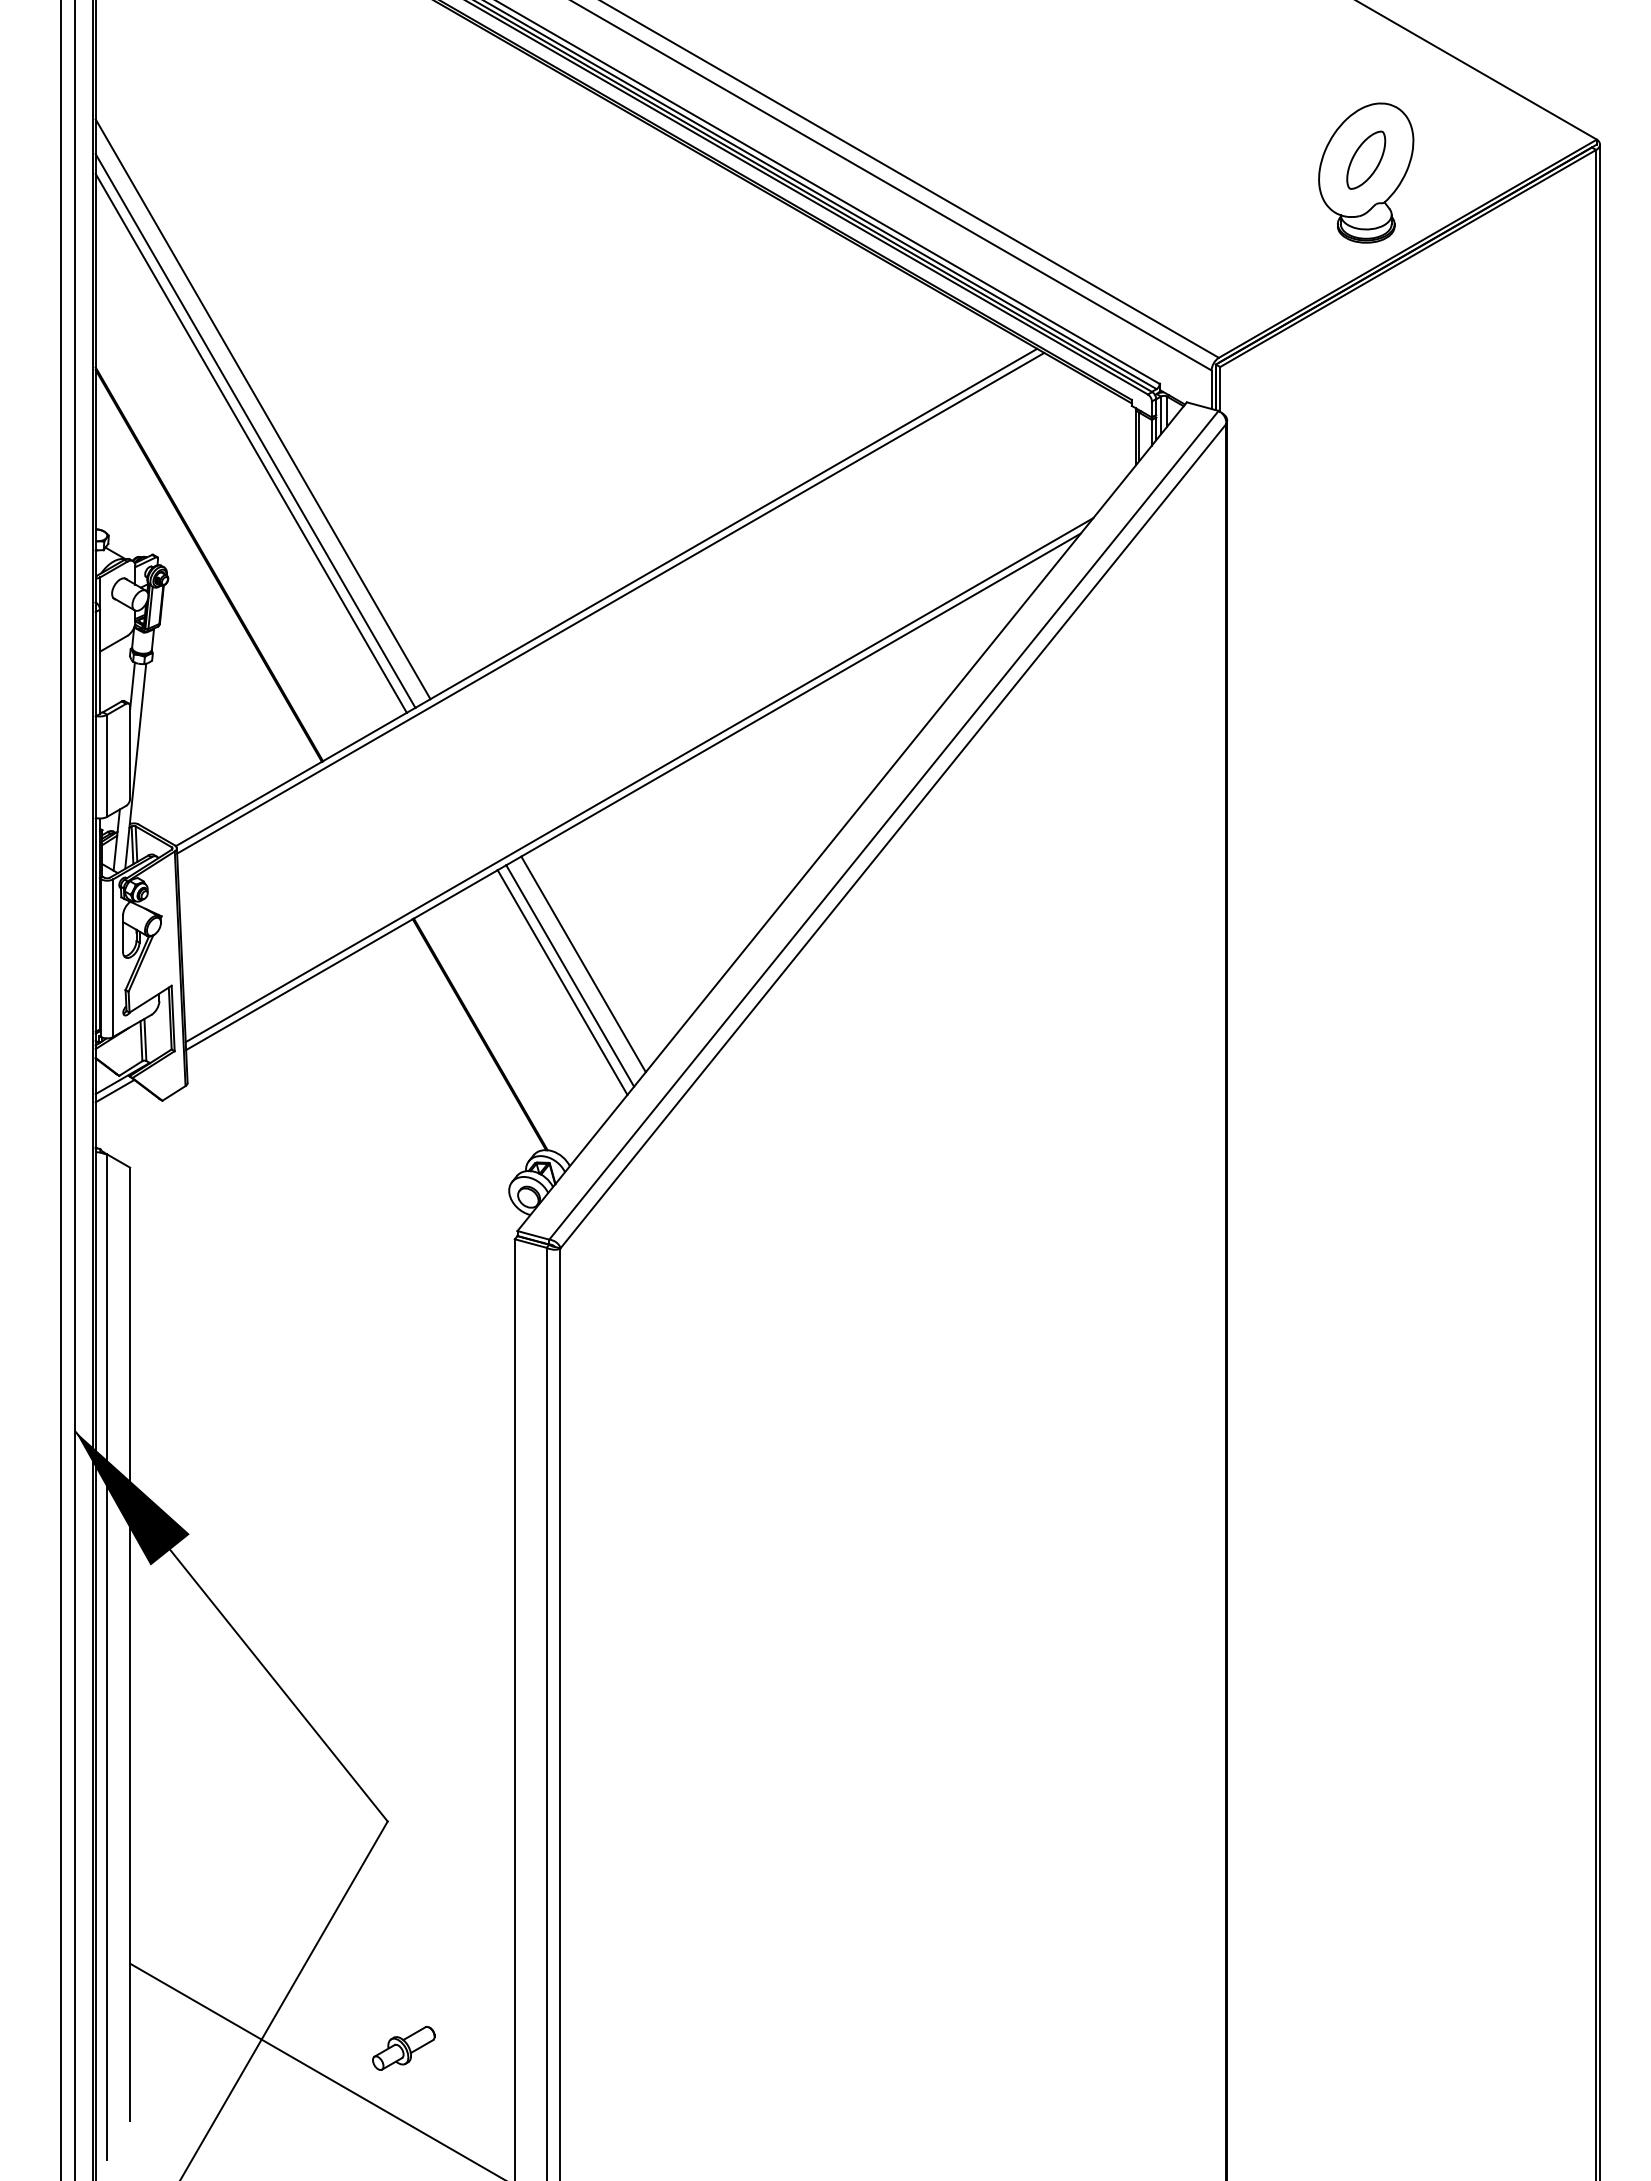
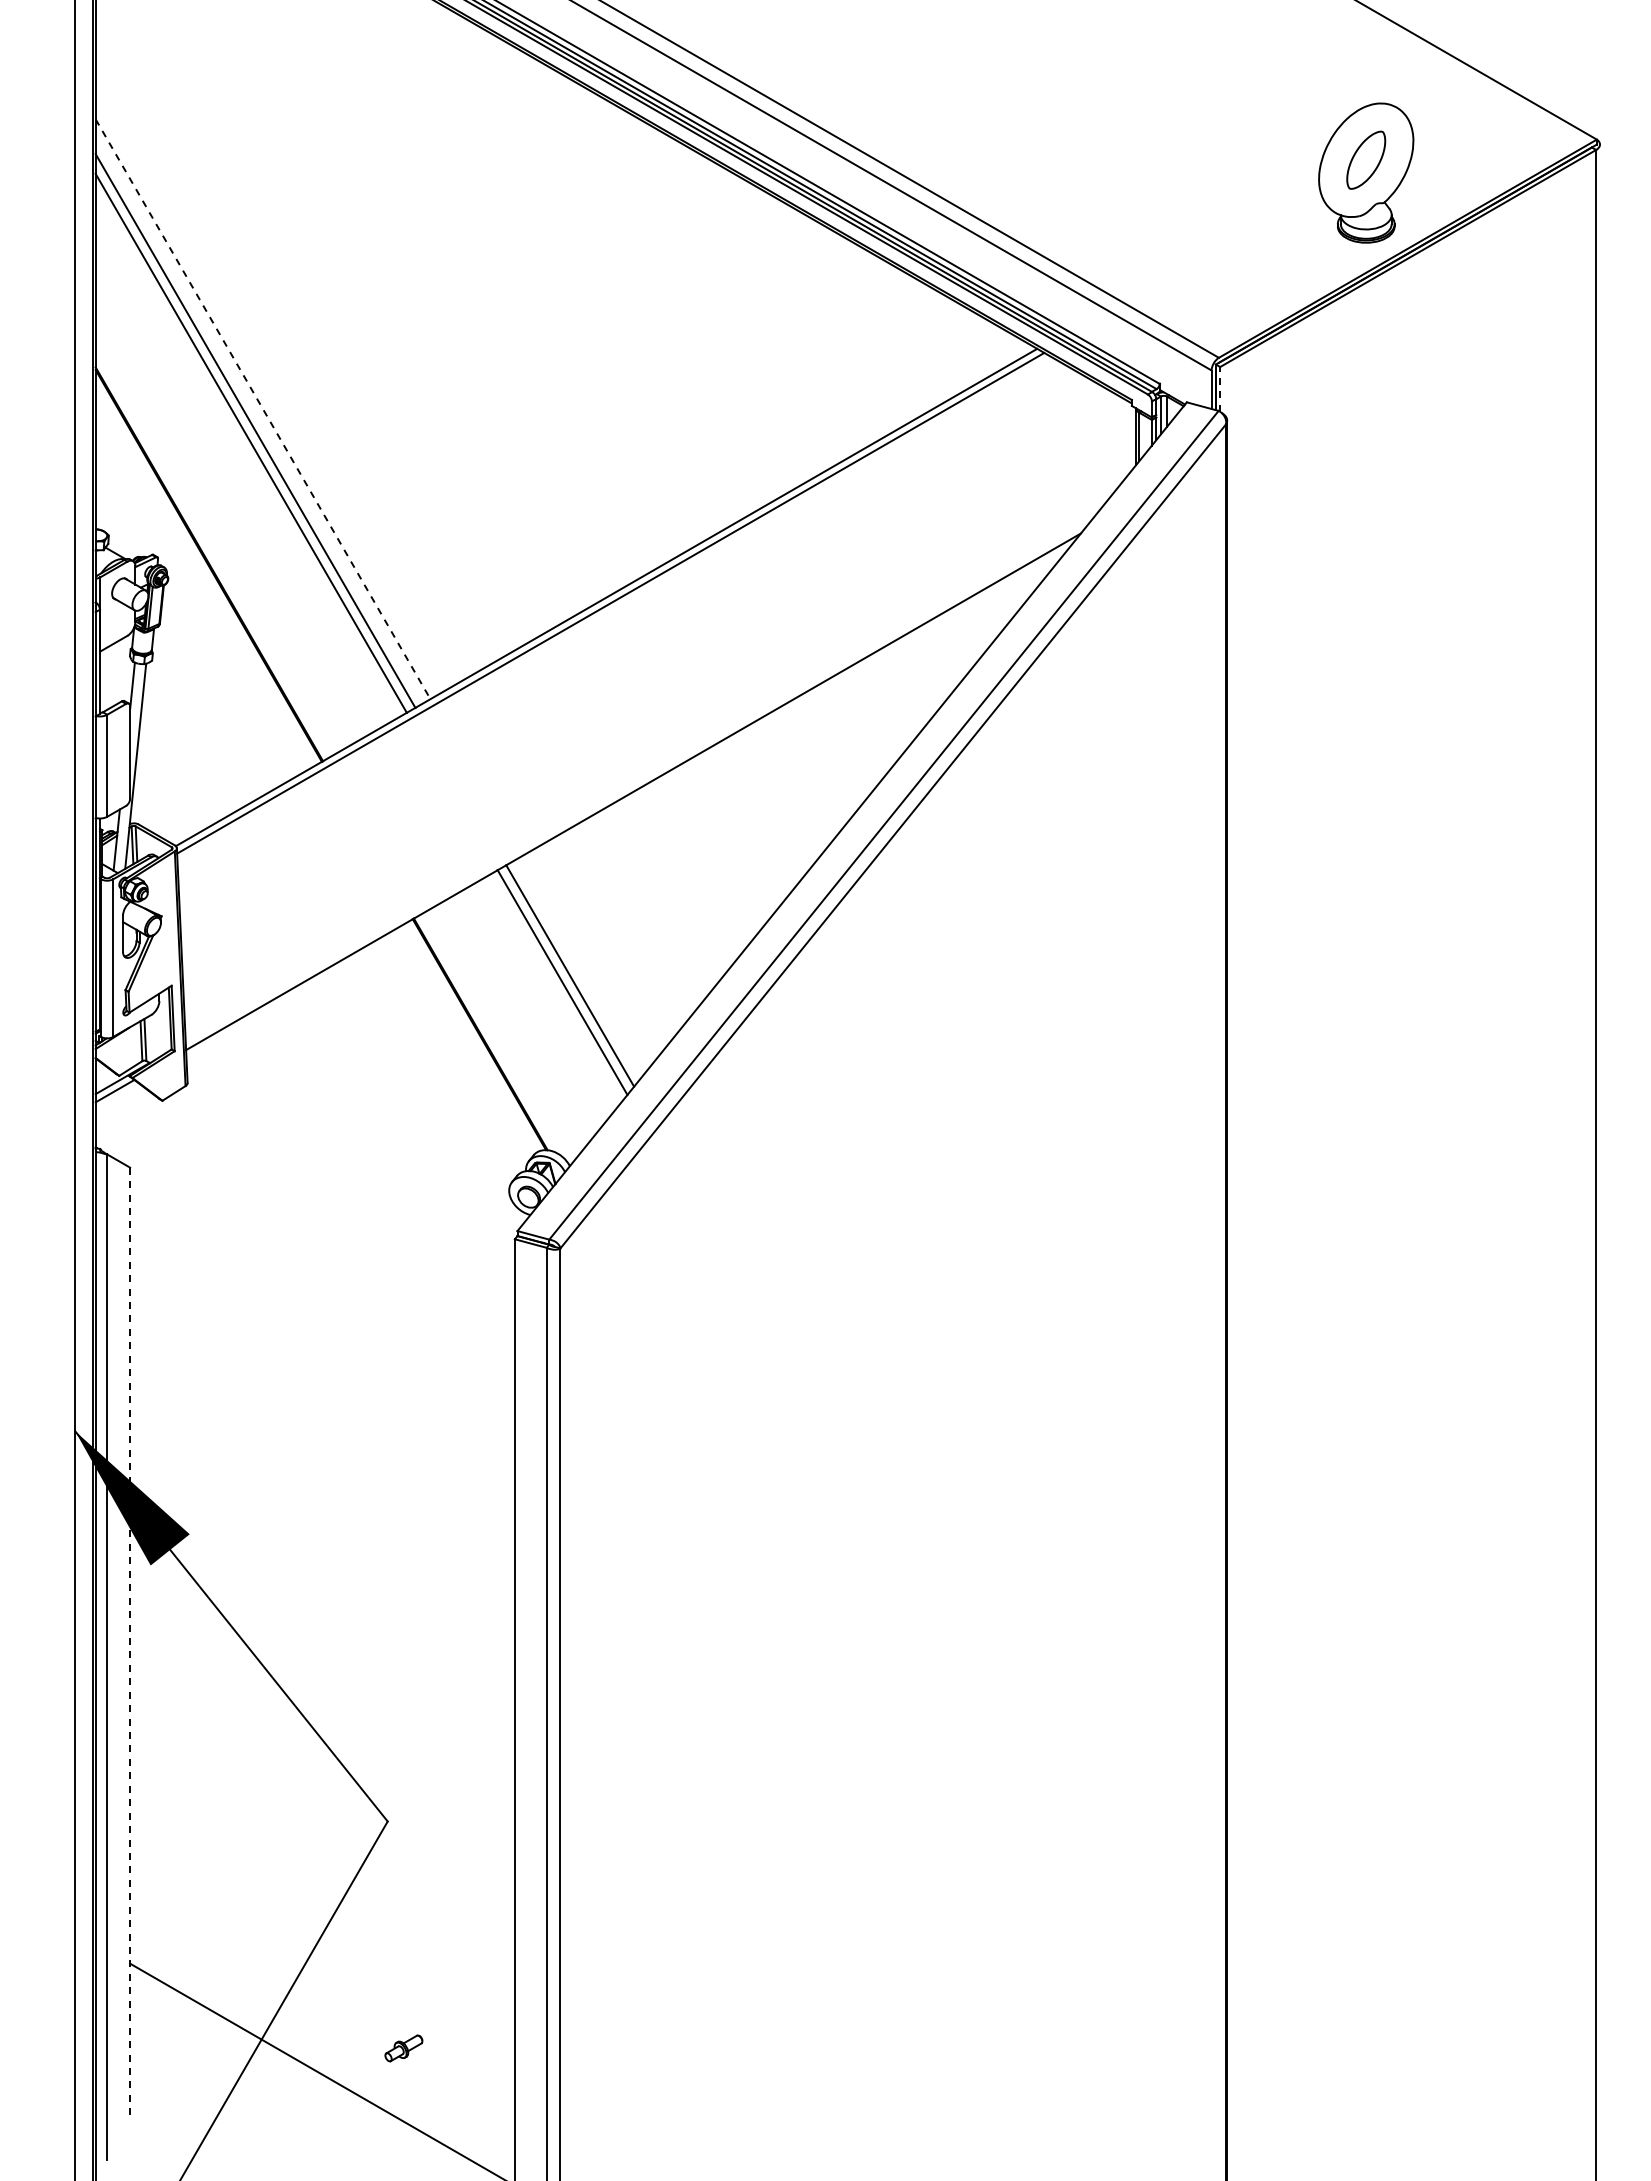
line: solid -> dashed (1220, 388)
line: solid -> dashed (263, 409)
line: present -> none (639, 780)
line: present -> none (583, 964)
line: present -> none (60, 1089)
line: present -> none (1600, 1160)
line: solid -> dashed (130, 1644)
part size: 64x45 px -> 40x29 px (403, 2048)
